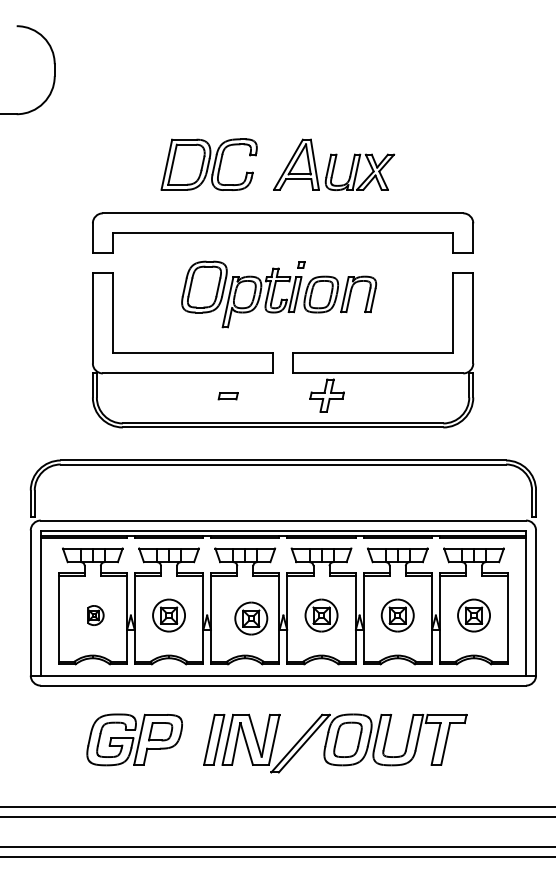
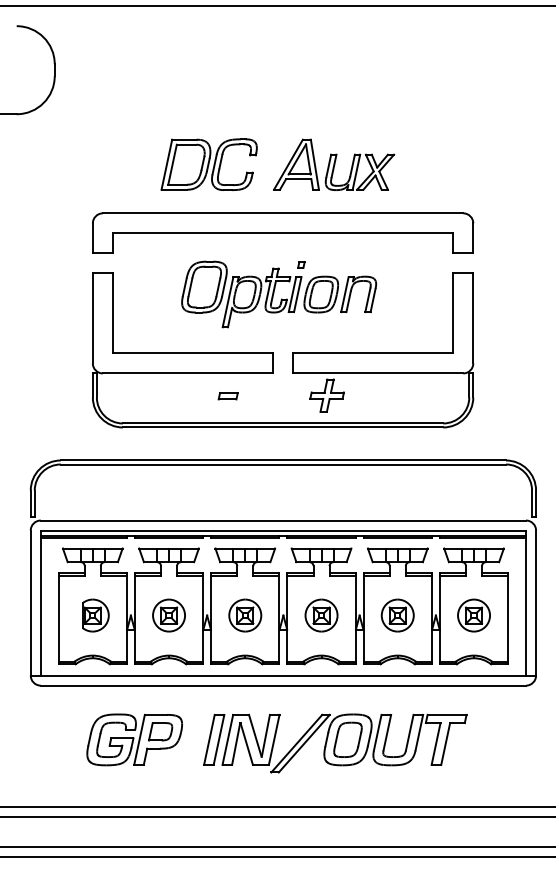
line: none -> present (277, 6)
part size: 18x21 px -> 28x35 px (95, 615)
part position: (251, 618) -> (245, 615) (245, 615)
